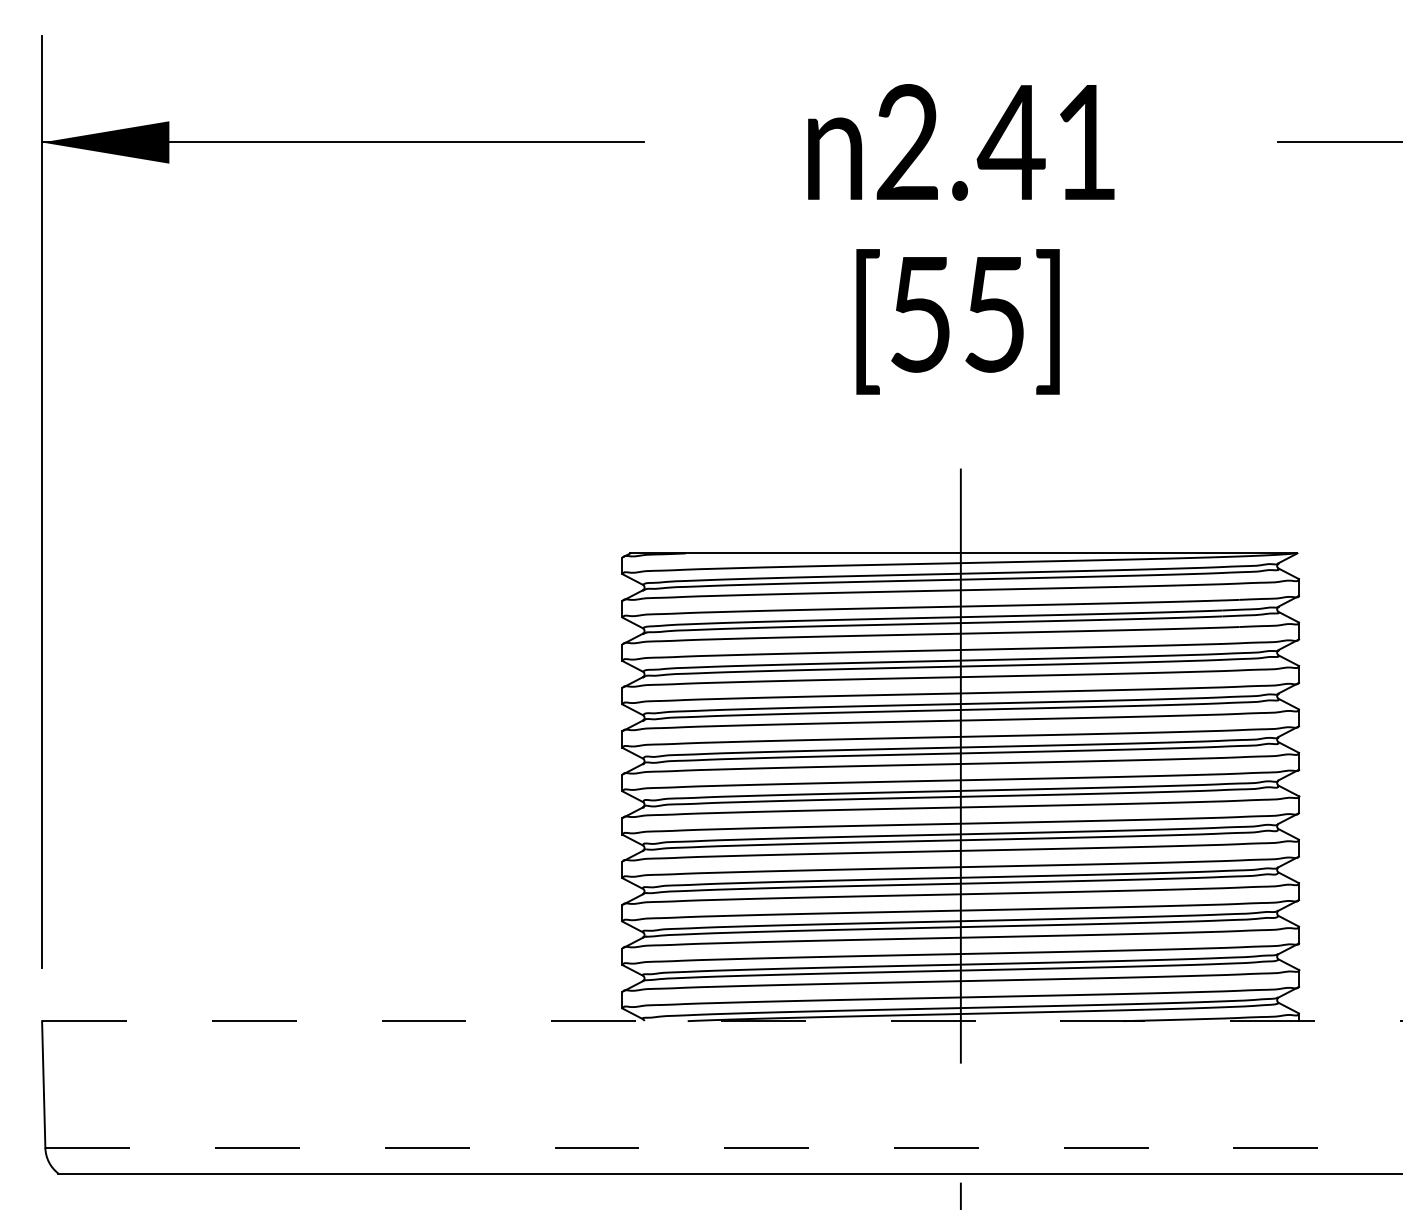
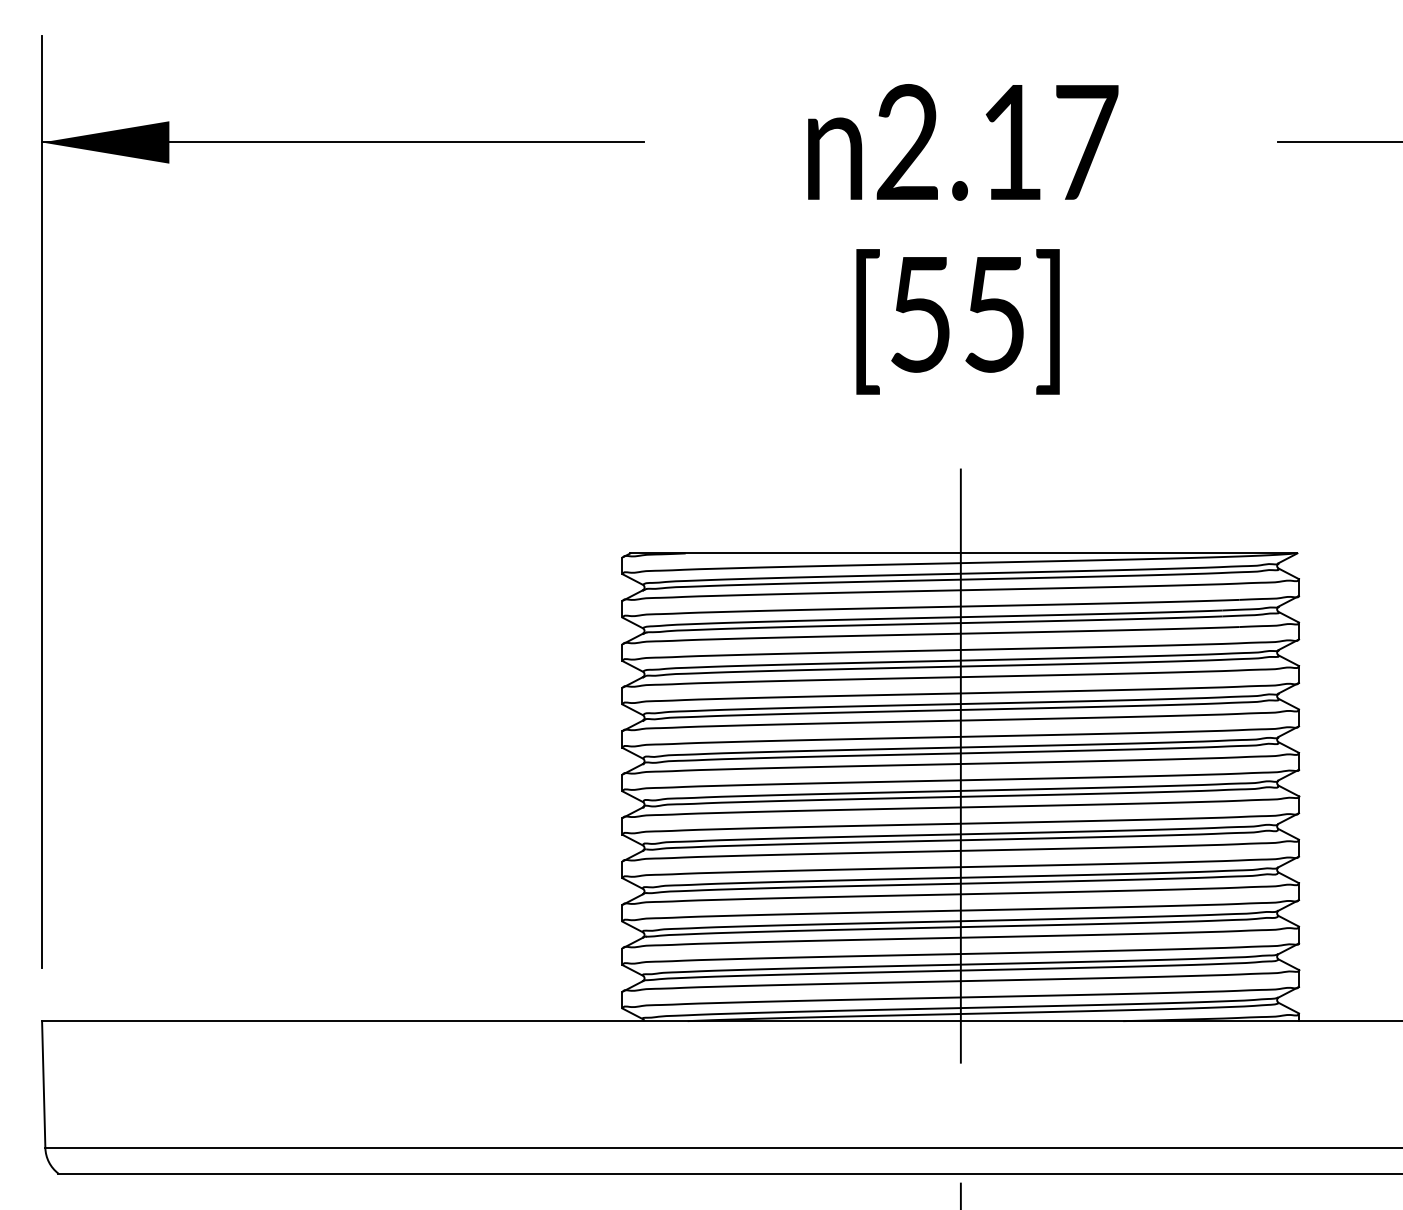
text: 2.41 -> 2.17 (1047, 142)
line: dashed -> solid (722, 1021)
line: dashed -> solid (724, 1147)
